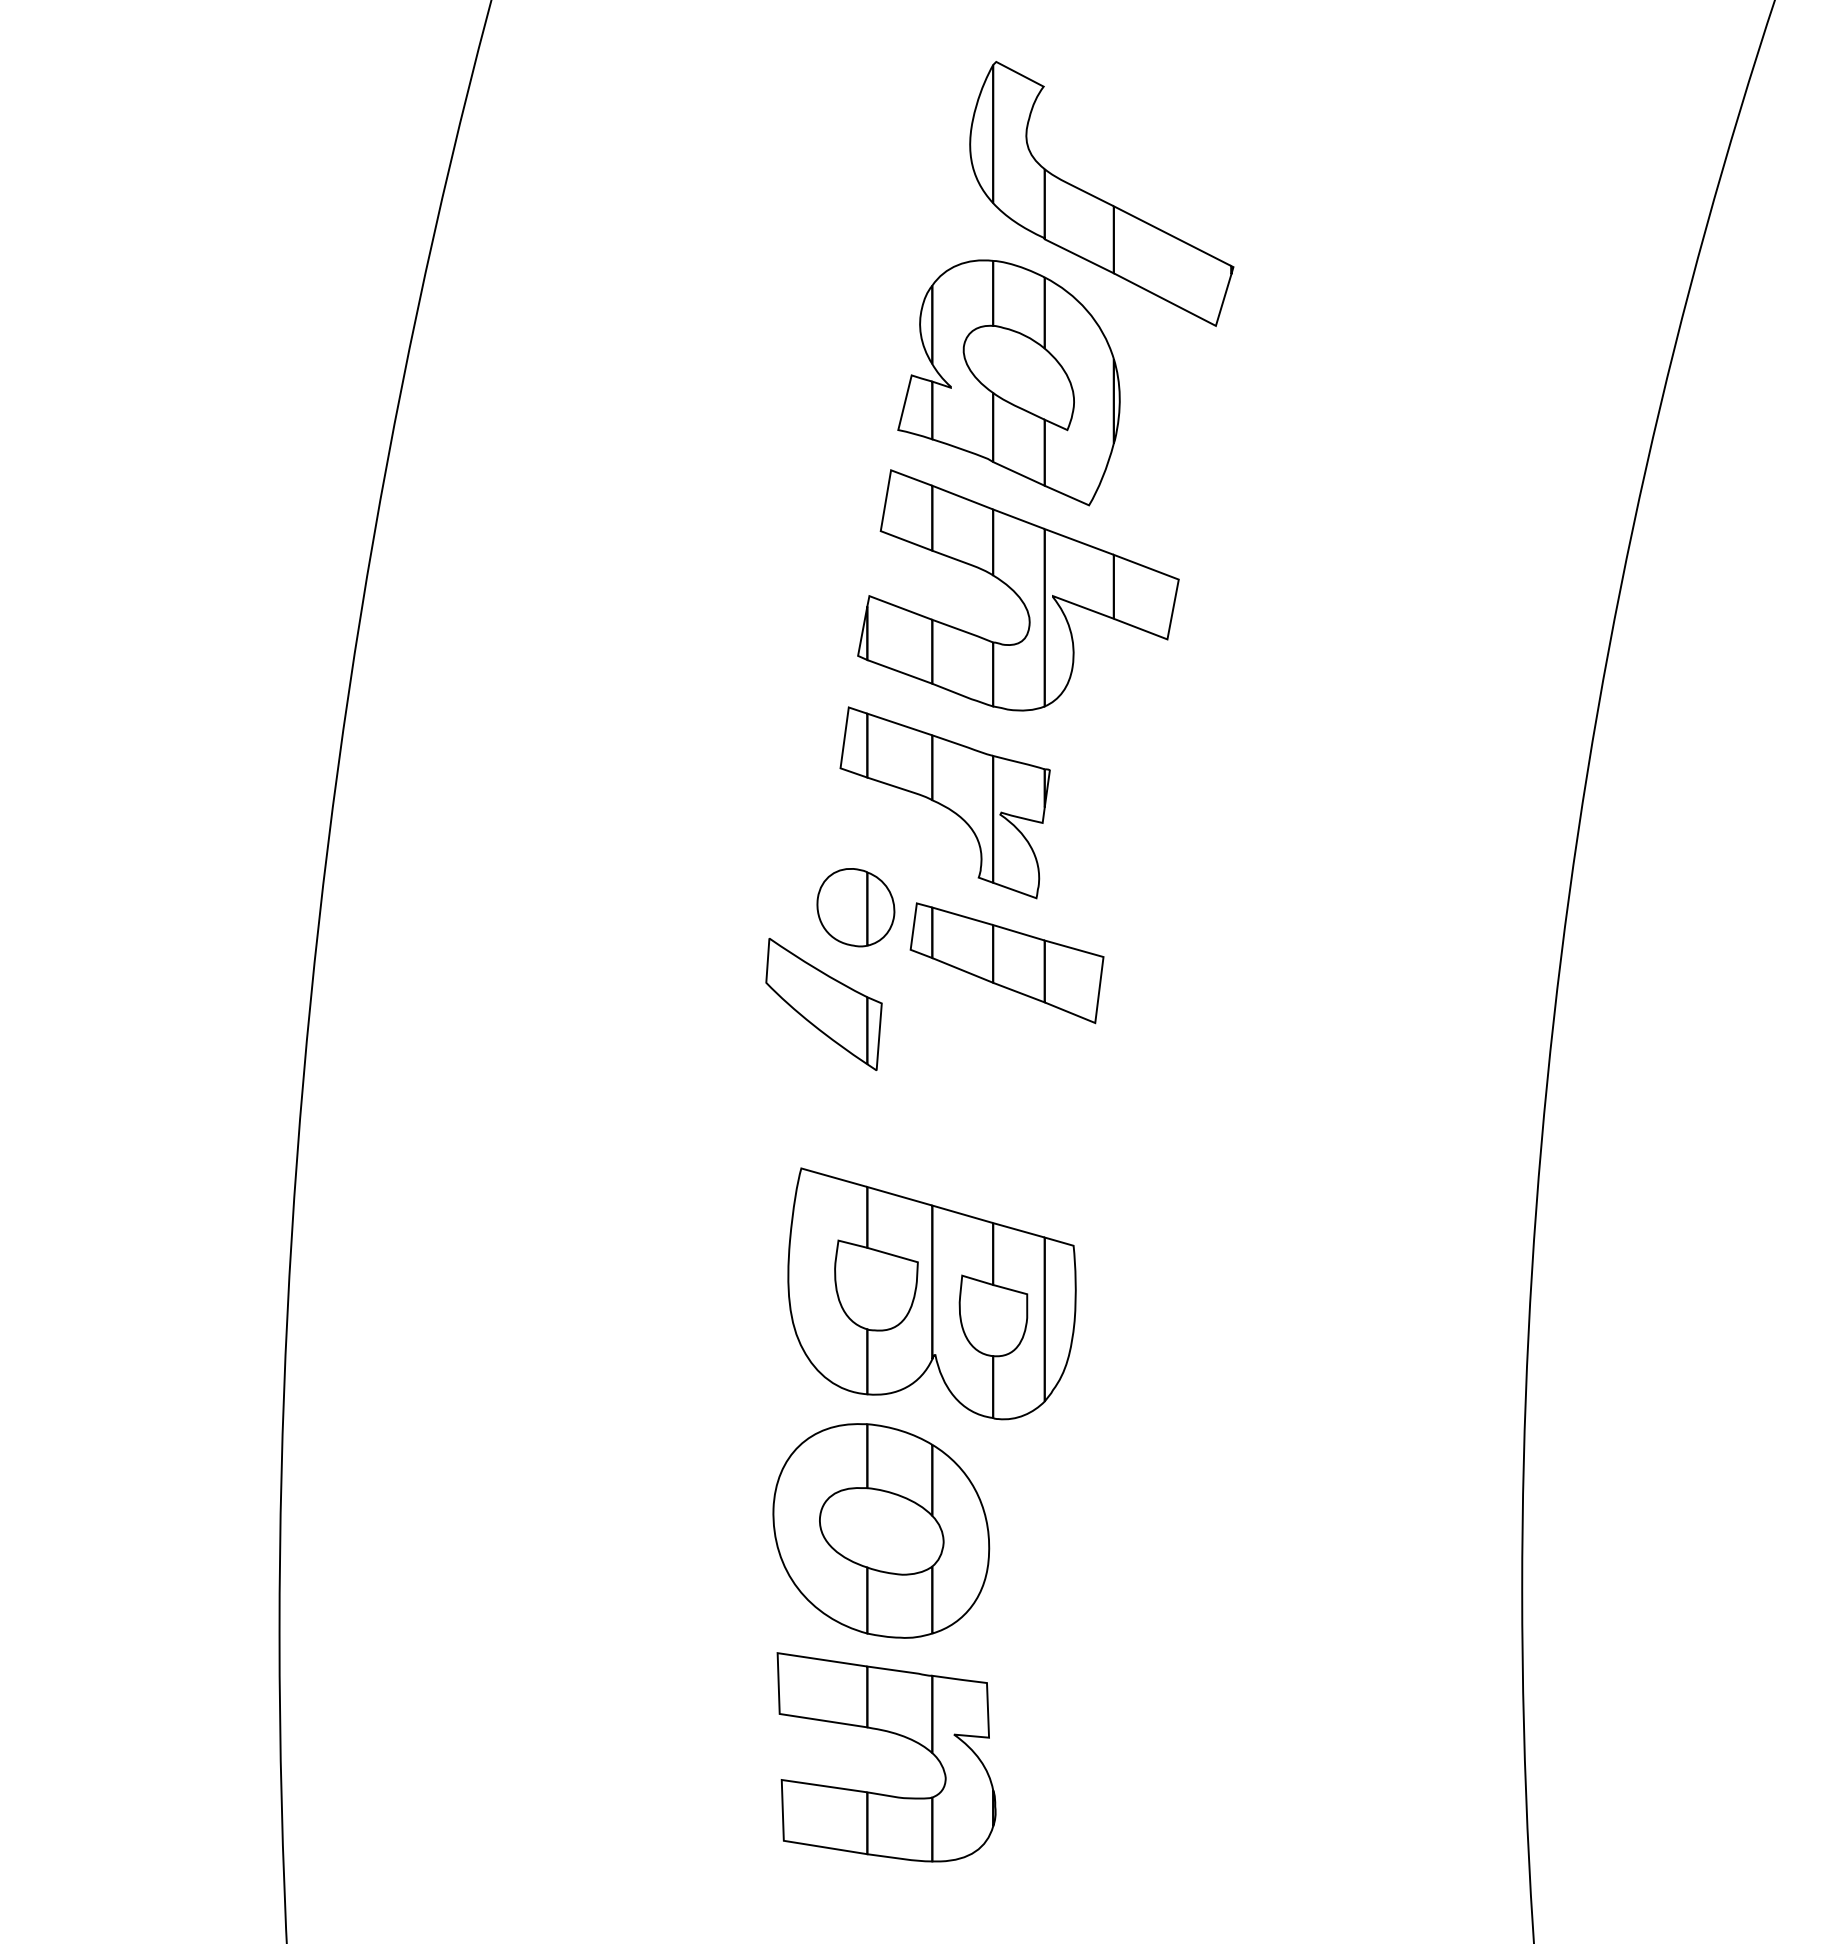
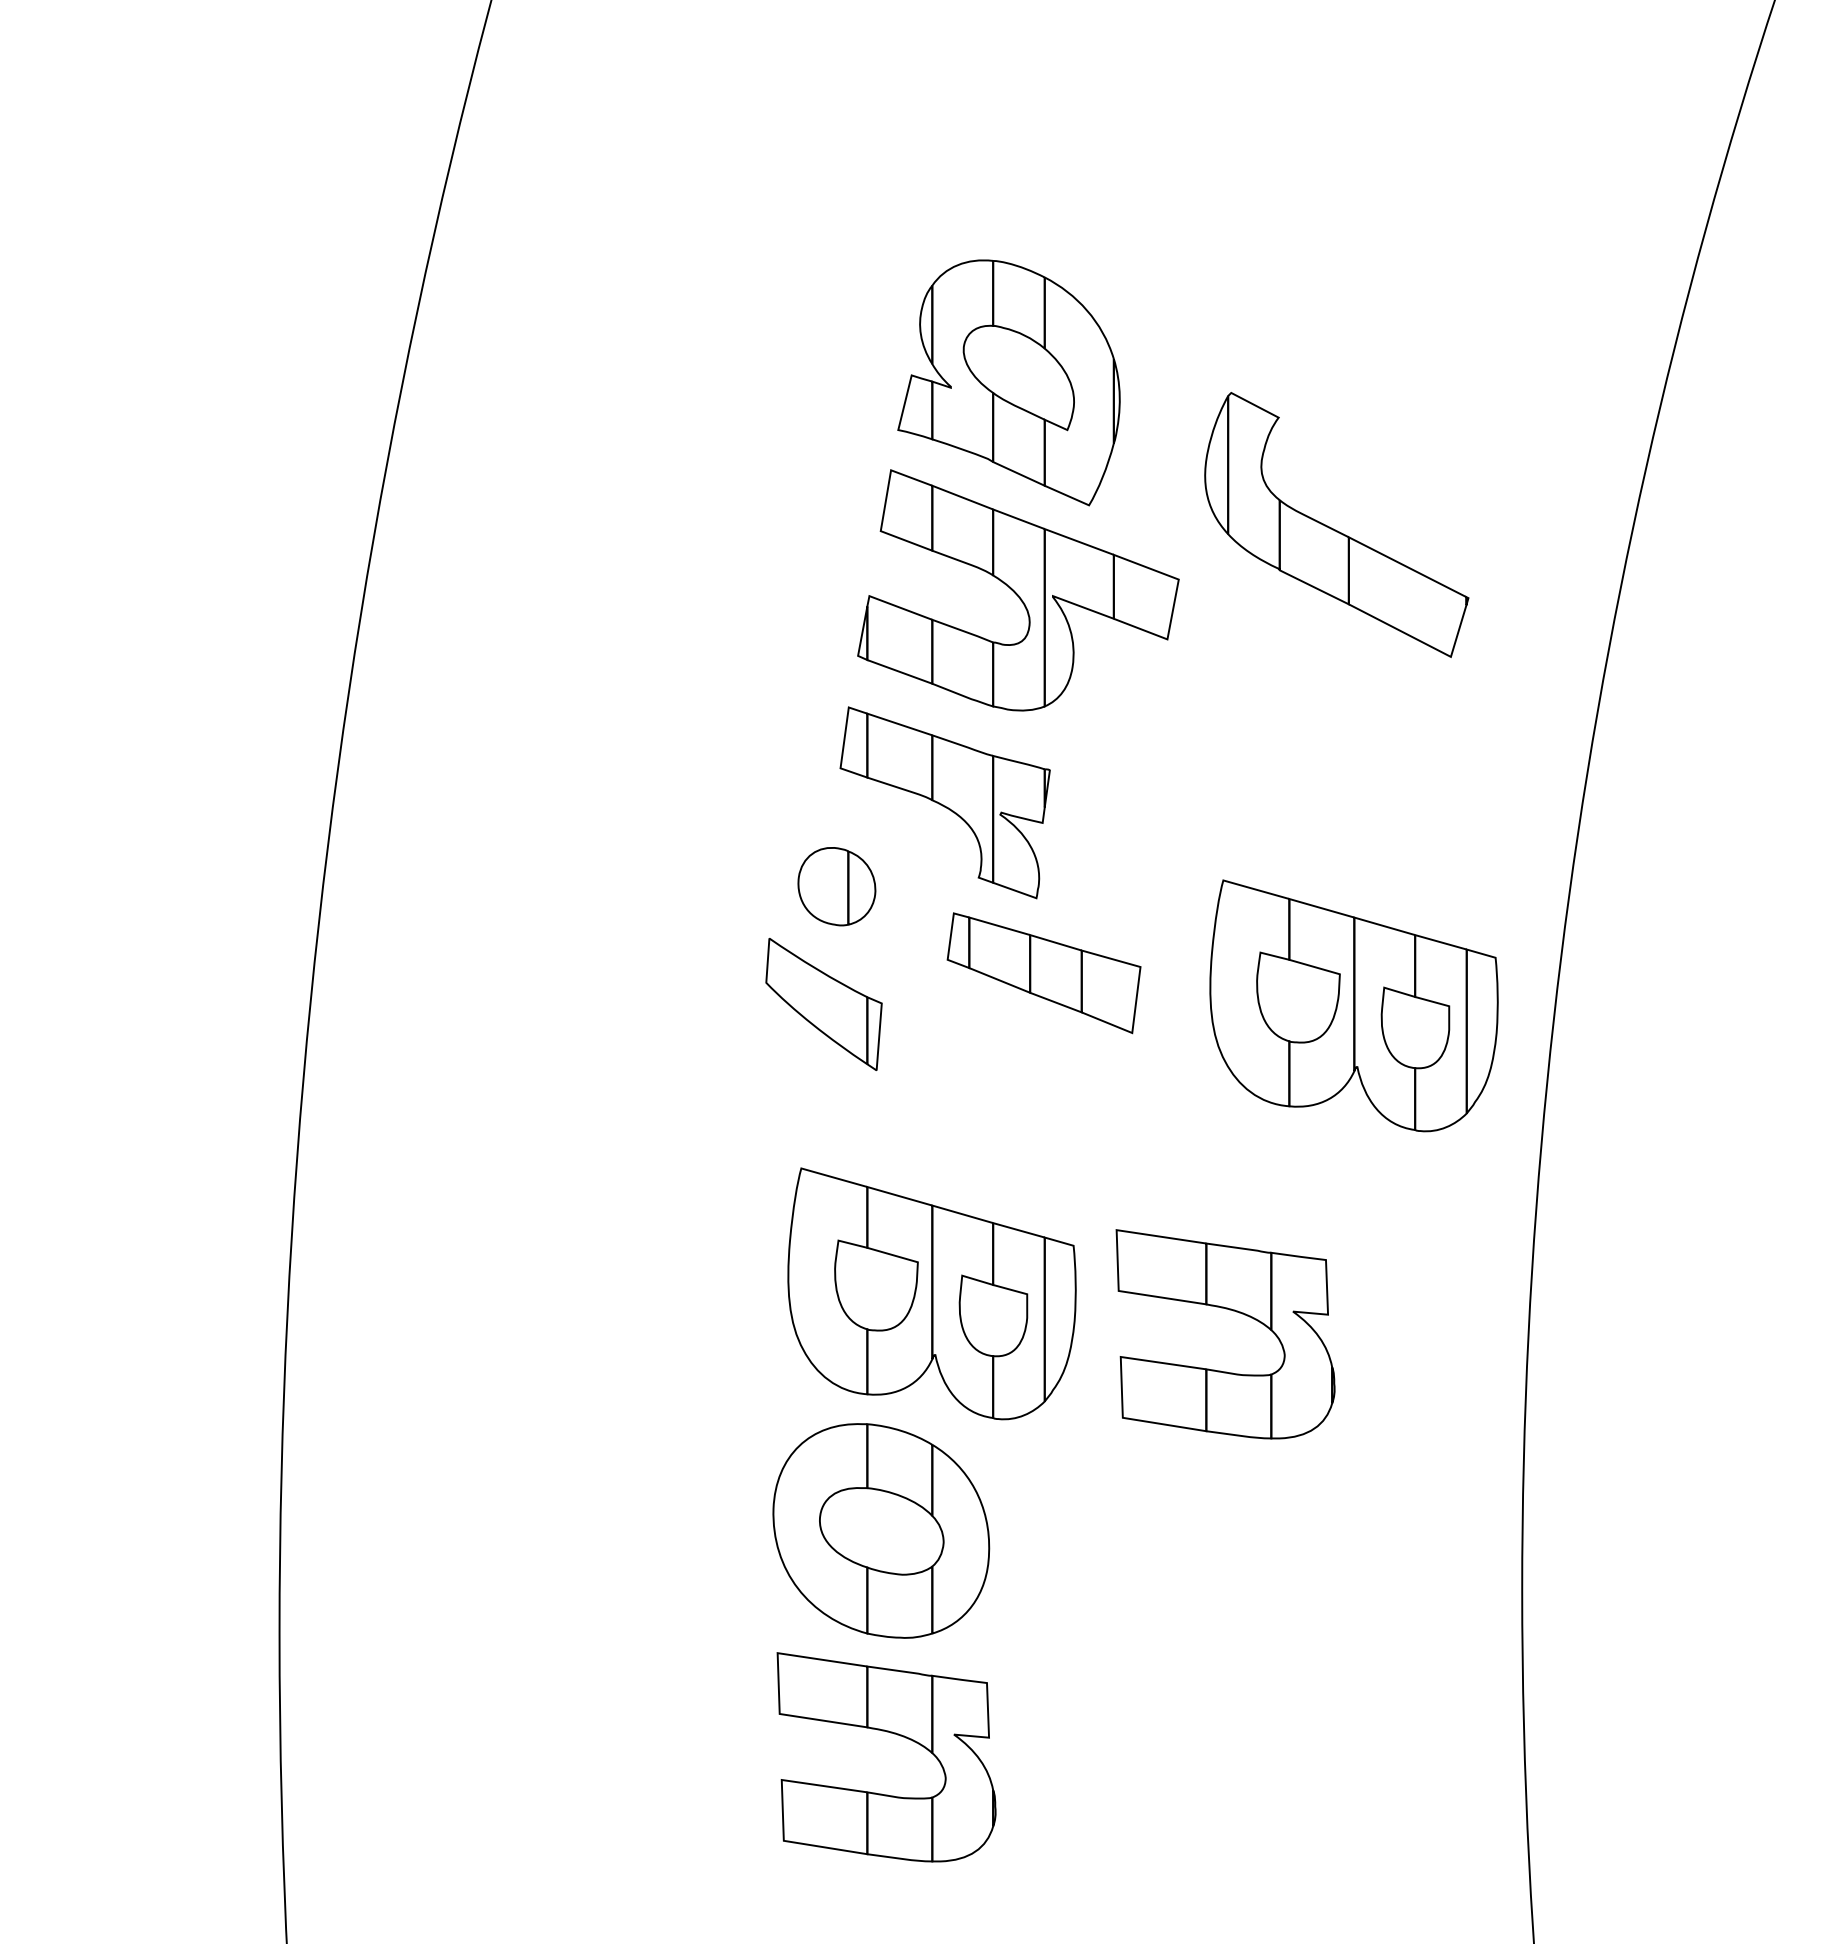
part position: (1101, 193) -> (1336, 524) (1336, 524)
part position: (855, 907) -> (836, 886) (836, 886)
part position: (1006, 963) -> (1043, 973) (1043, 973)
part: none -> present (1353, 1005)
part: none -> present (1229, 1310)
